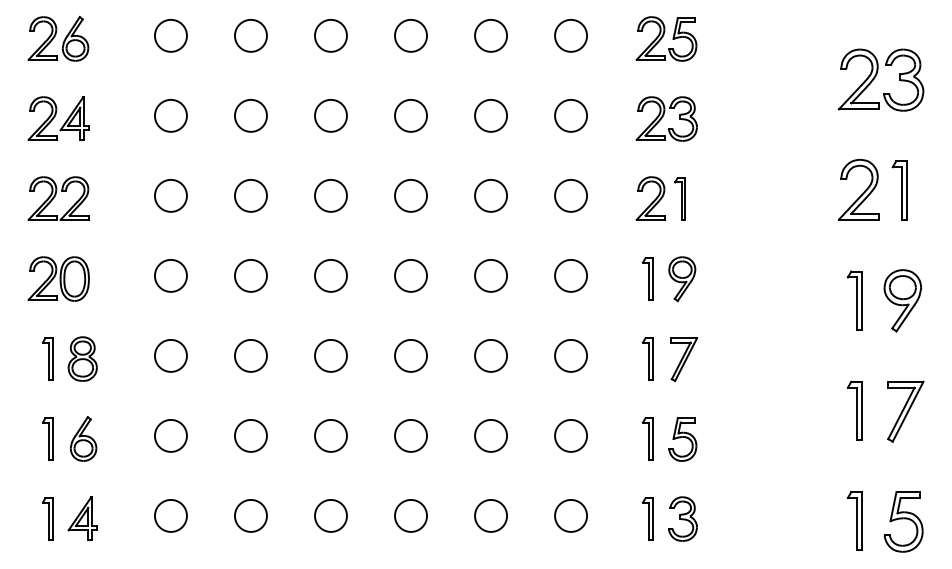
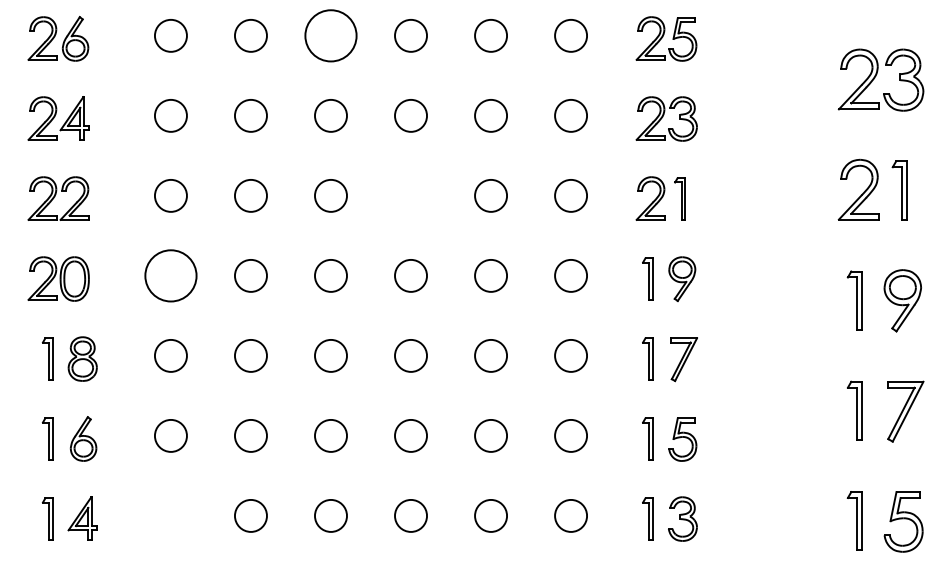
circle diameter: 32 px -> 51 px (330, 35)
circle: present -> none (410, 195)
circle diameter: 32 px -> 51 px (170, 275)
circle: present -> none (170, 515)
